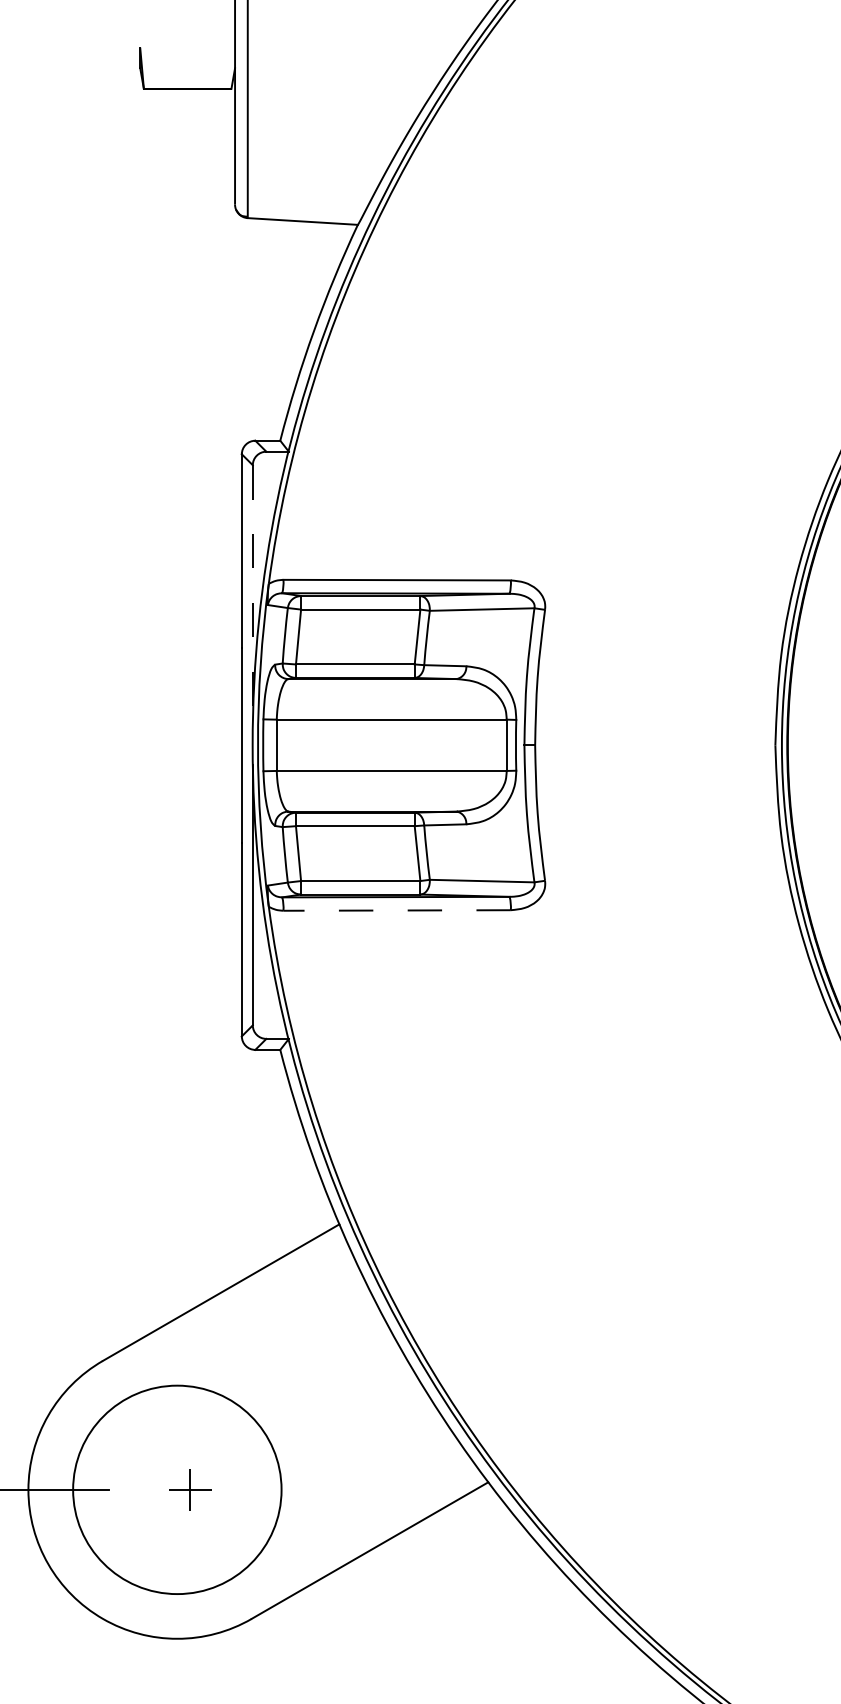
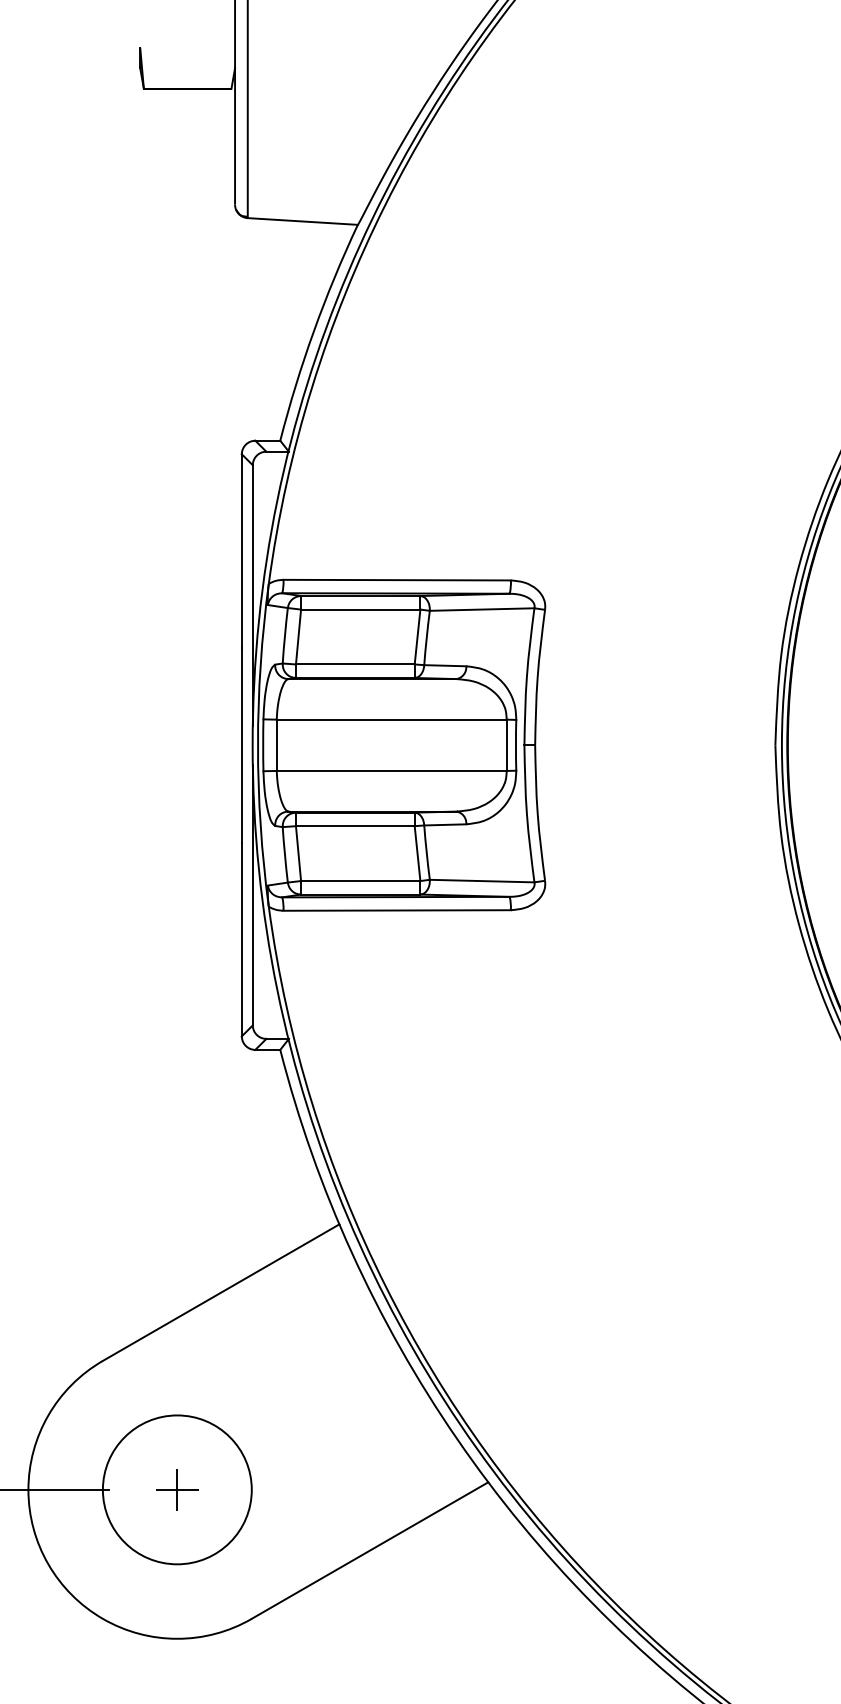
line: dashed -> solid (252, 596)
line: dashed -> solid (397, 910)
circle diameter: 208 px -> 149 px (176, 1489)
part position: (190, 1489) -> (177, 1489) (177, 1489)
